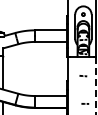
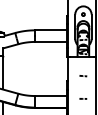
line: dashed -> solid (95, 85)
line position: (85, 103) -> (83, 98) (83, 98)
